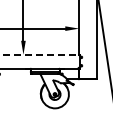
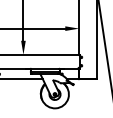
line: dashed -> solid (40, 54)
line: none -> present (22, 79)
